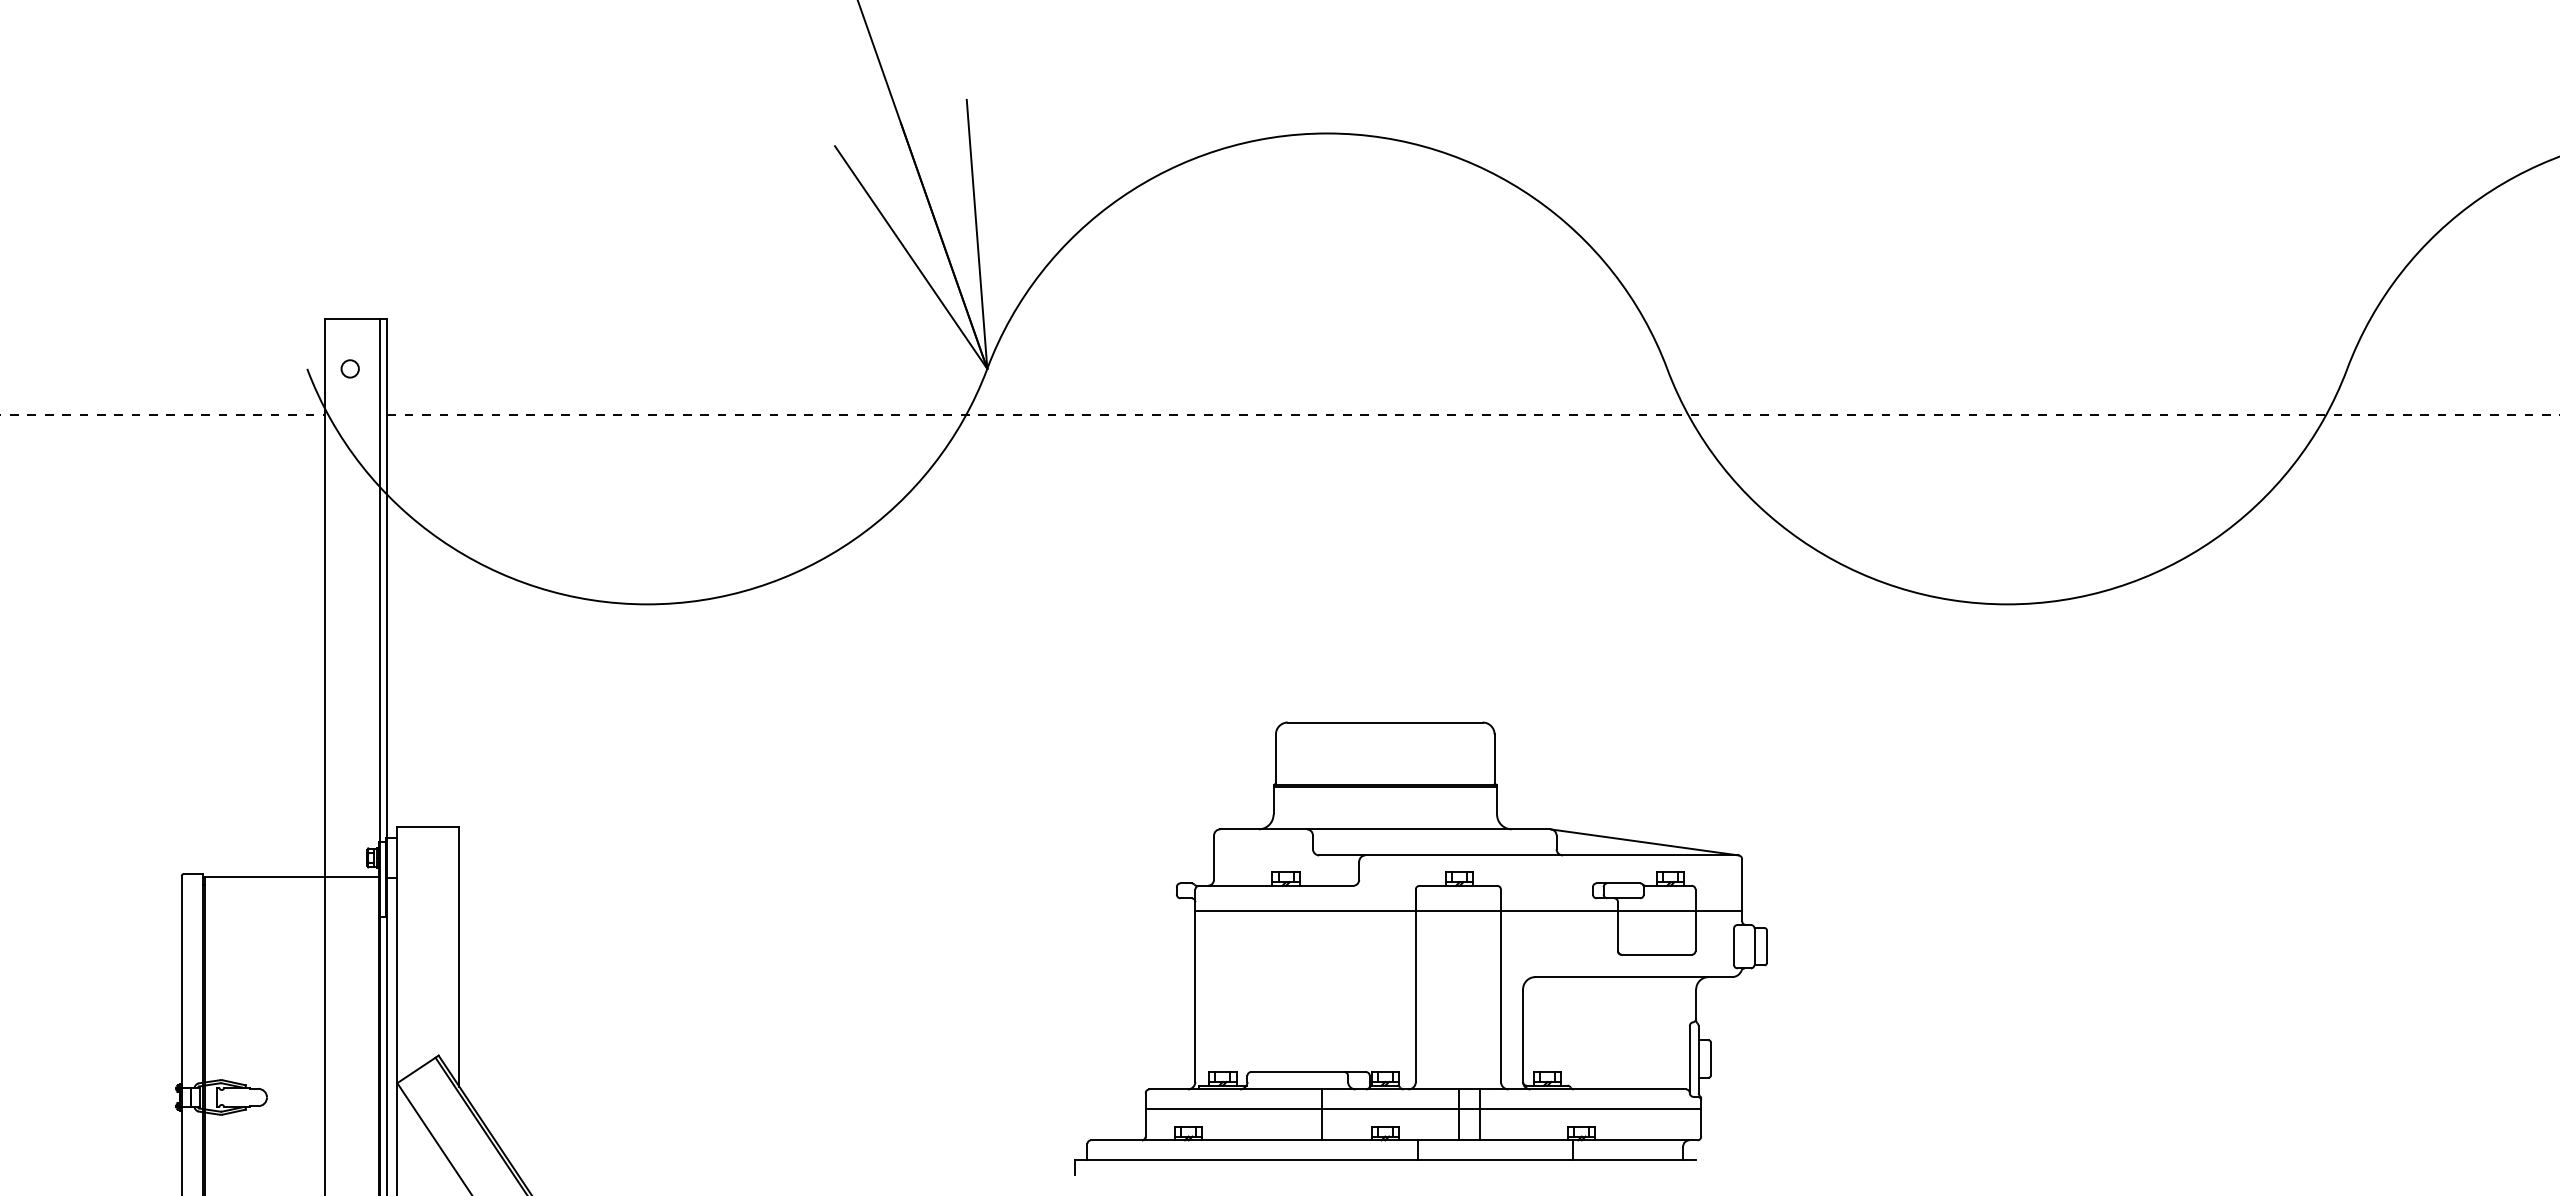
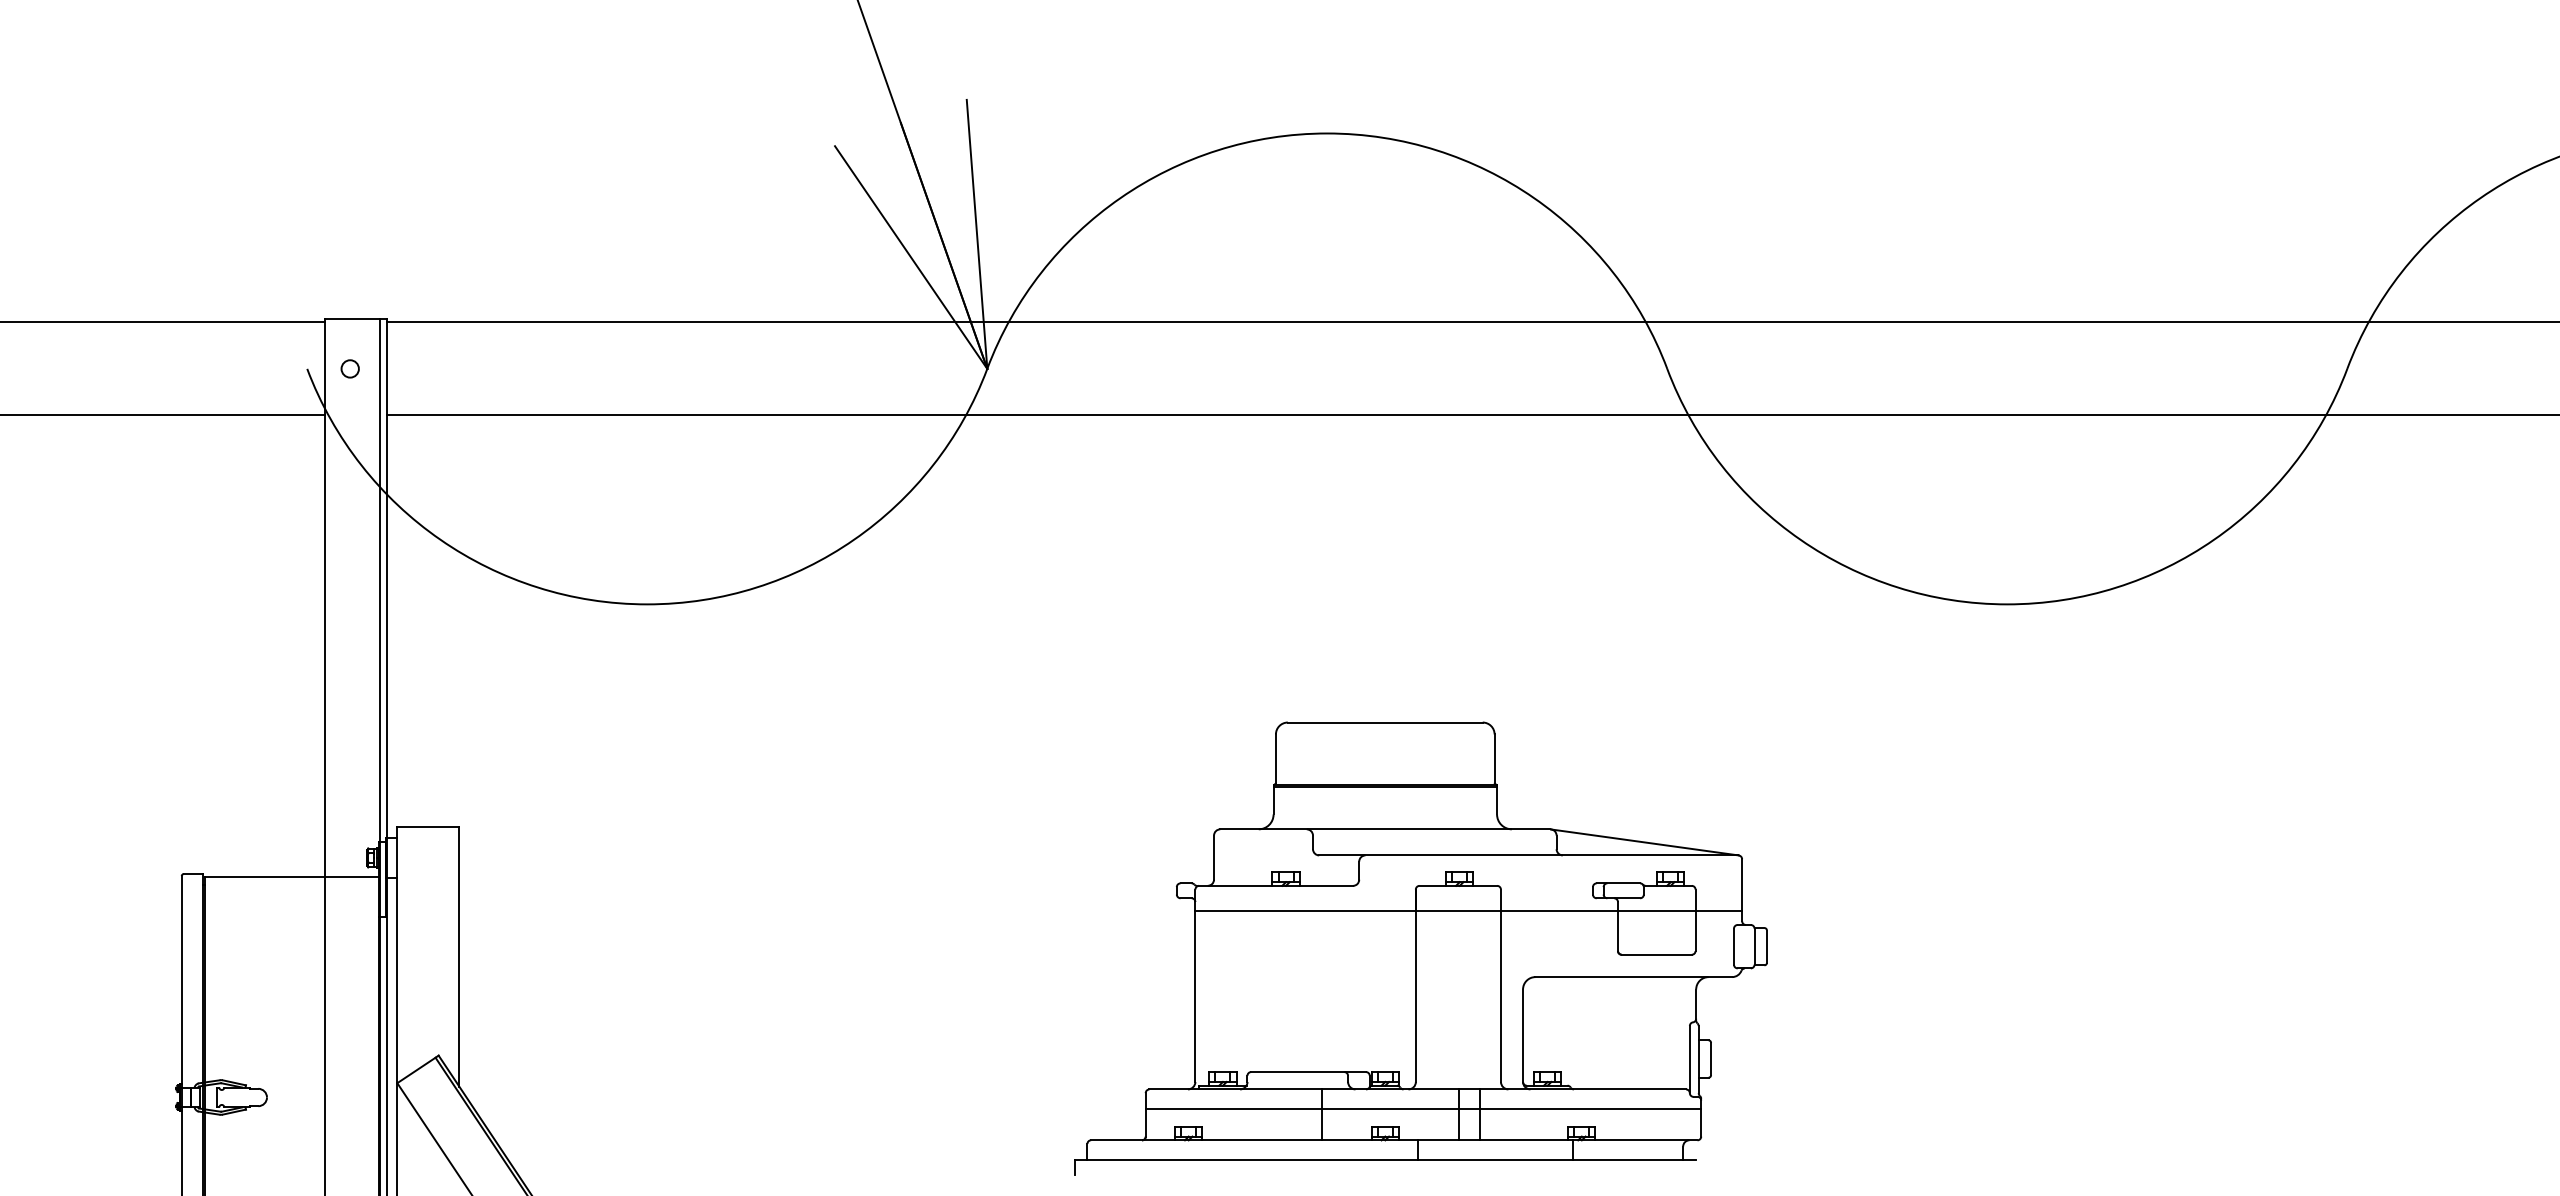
line: none -> present (163, 322)
line: none -> present (1471, 322)
line: dashed -> solid (163, 415)
line: dashed -> solid (1473, 415)
